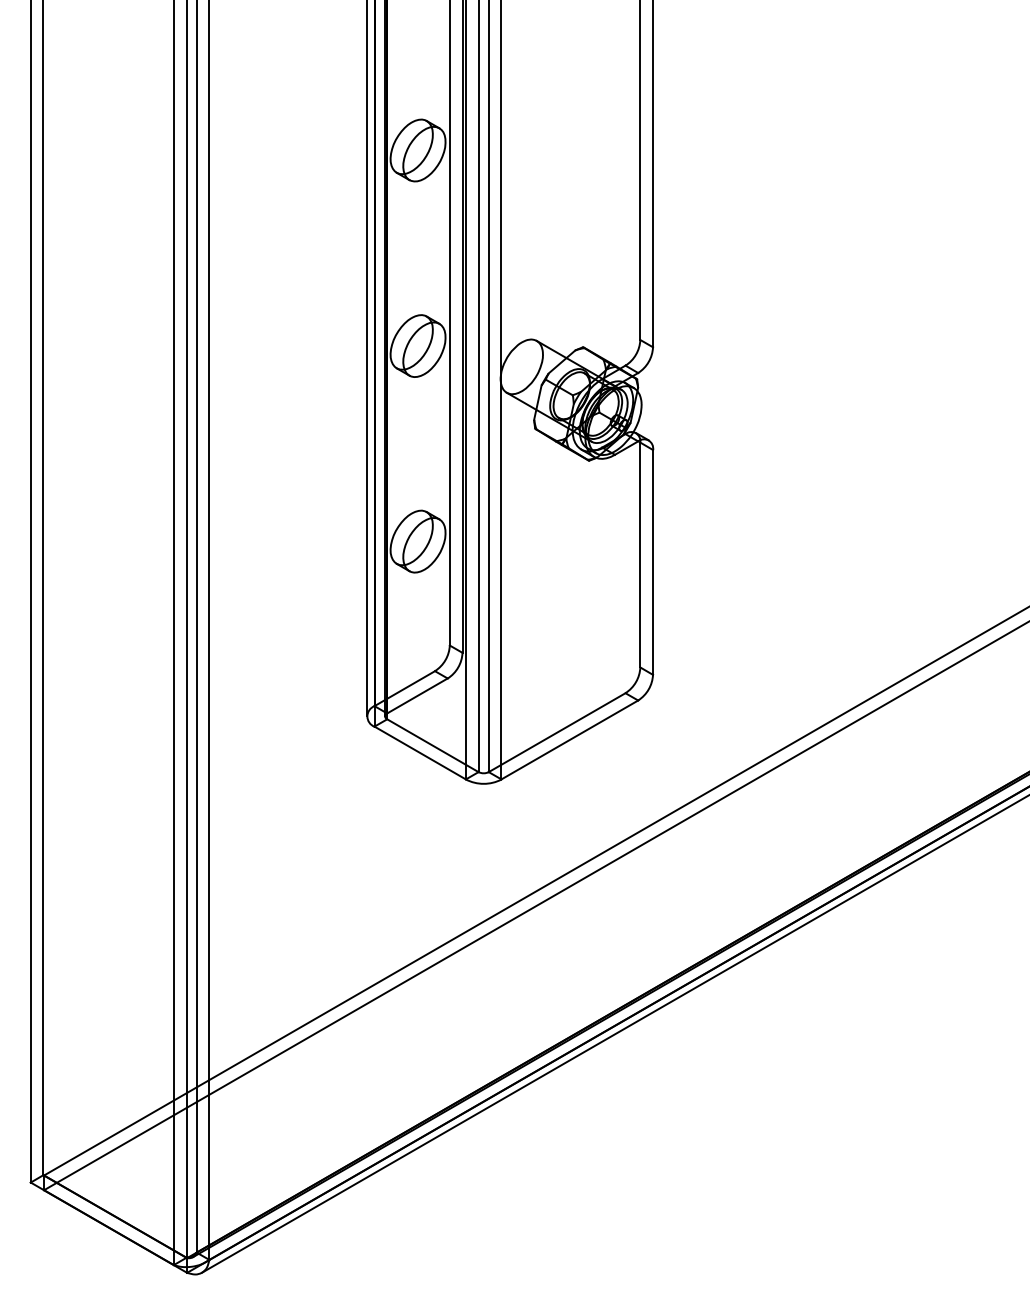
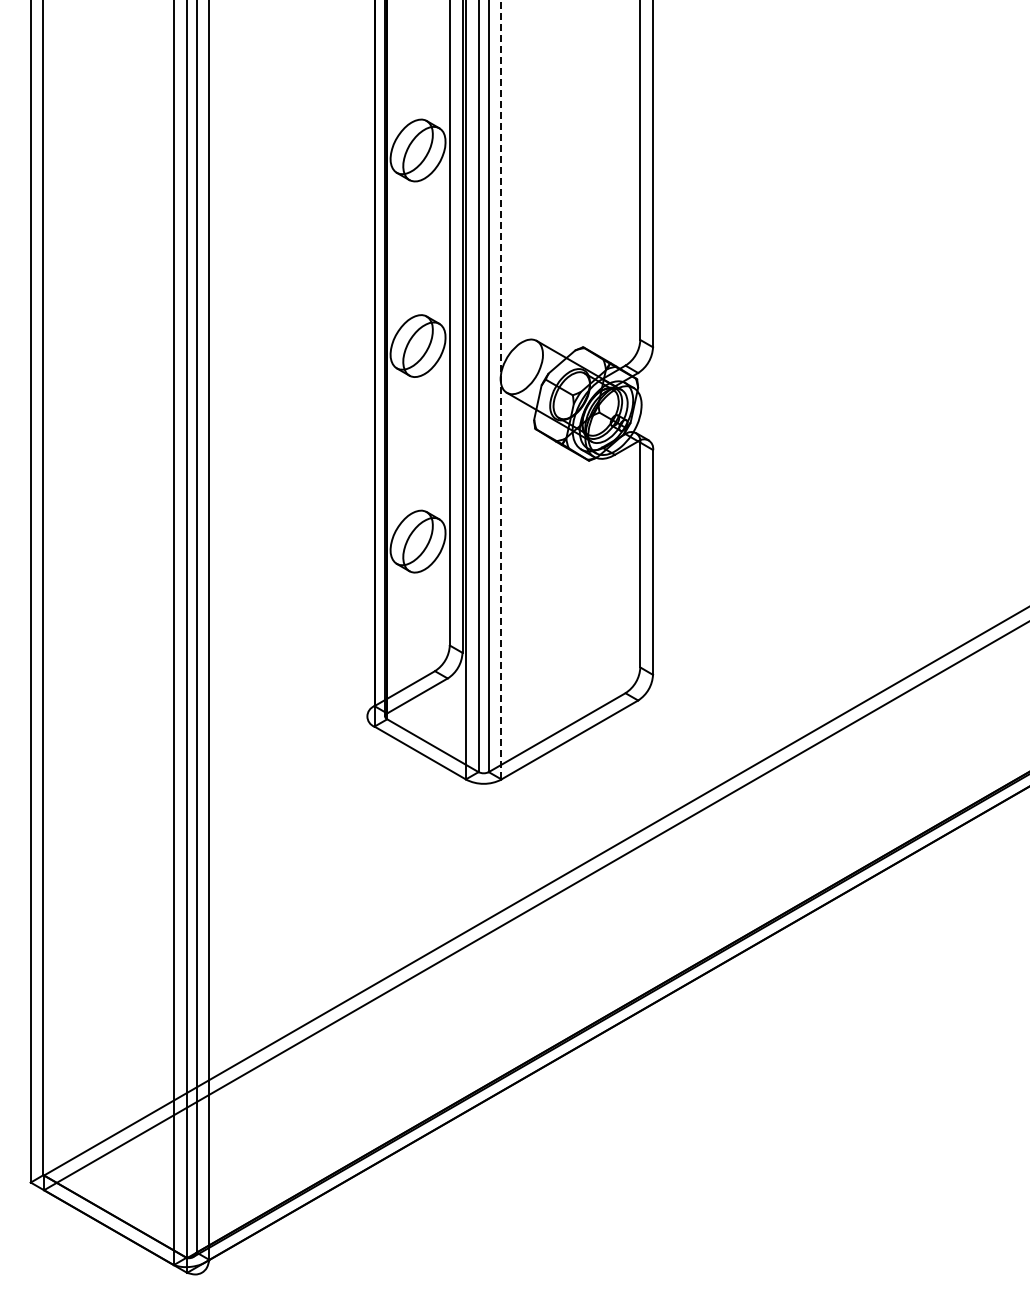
line: present -> none (367, 359)
line: solid -> dashed (501, 389)
line: present -> none (614, 1034)
